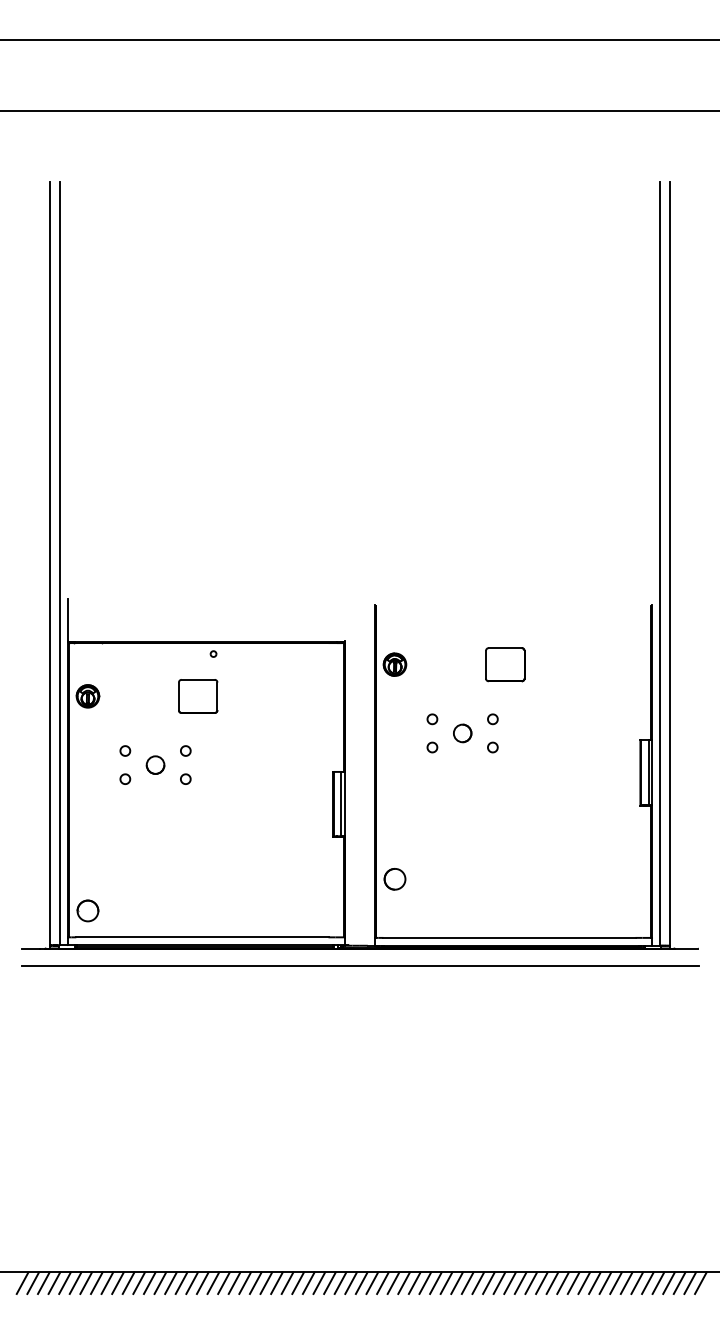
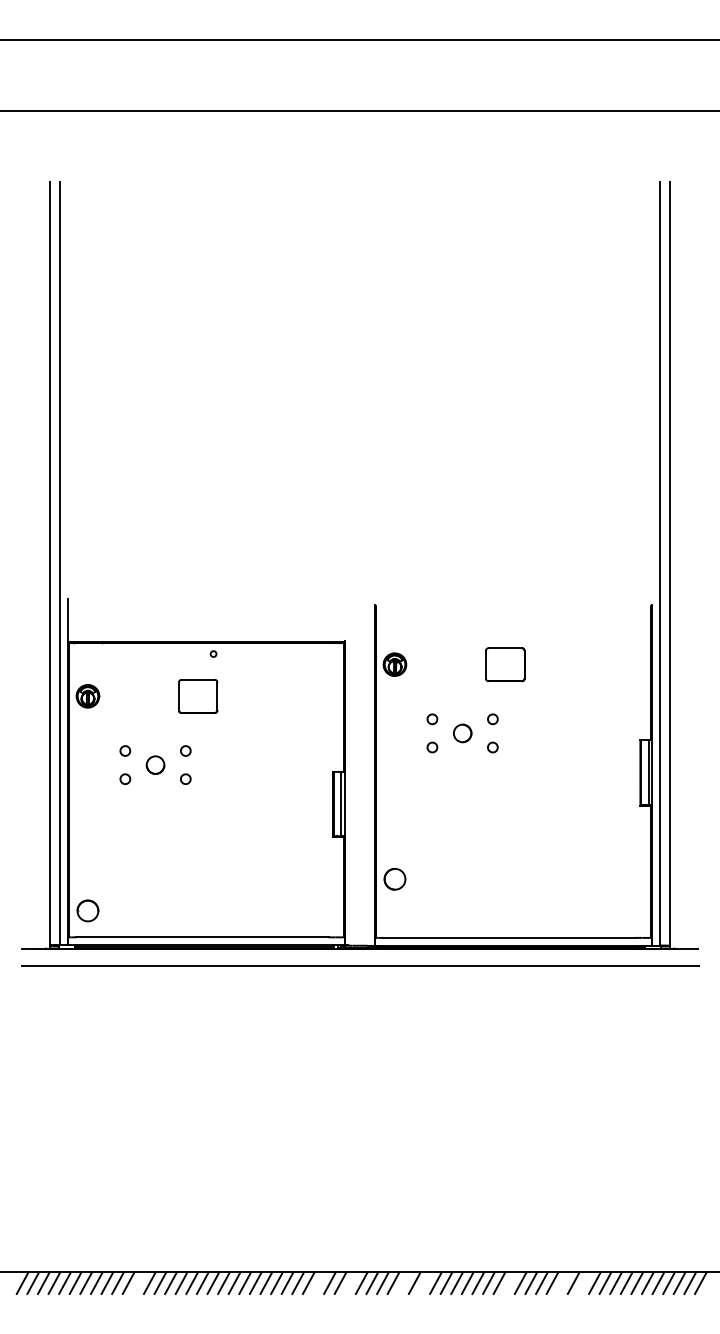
line: present -> none (138, 1282)
line: present -> none (319, 1282)
line: present -> none (350, 1282)
line: present -> none (403, 1282)
line: present -> none (425, 1282)
line: present -> none (509, 1282)
line: present -> none (562, 1282)
line: present -> none (584, 1282)
